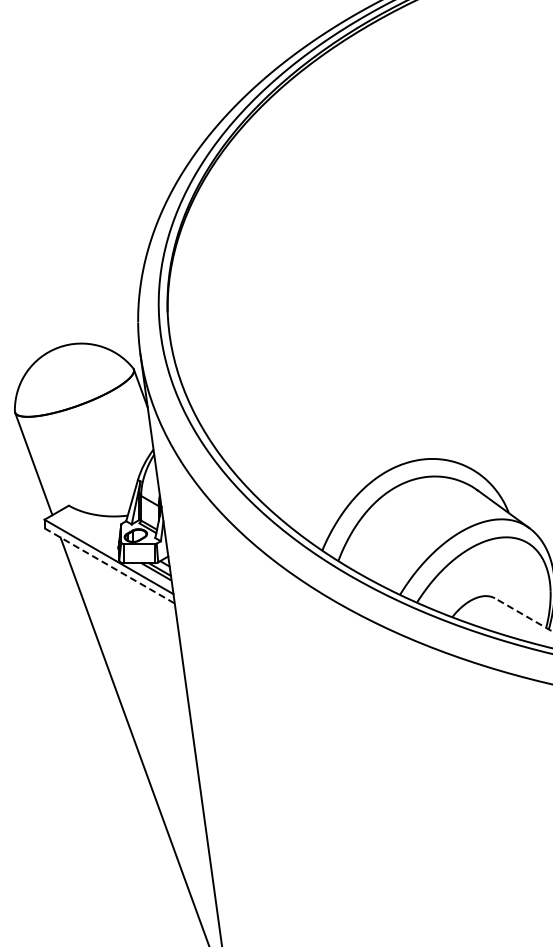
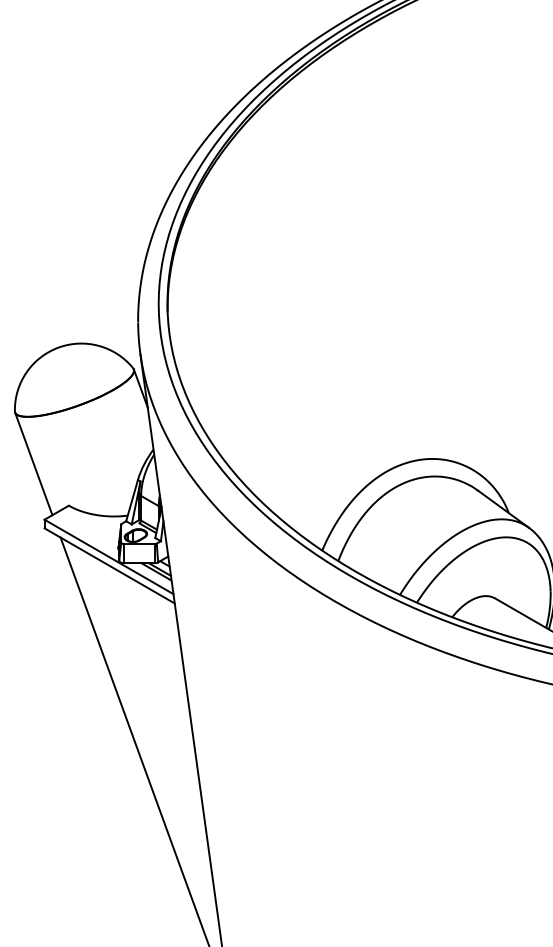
line: dashed -> solid (110, 566)
line: dashed -> solid (523, 614)
